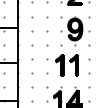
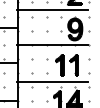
line: none -> present (52, 10)
line: none -> present (52, 44)
line: none -> present (52, 82)
